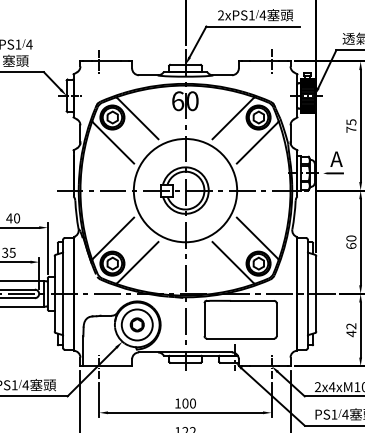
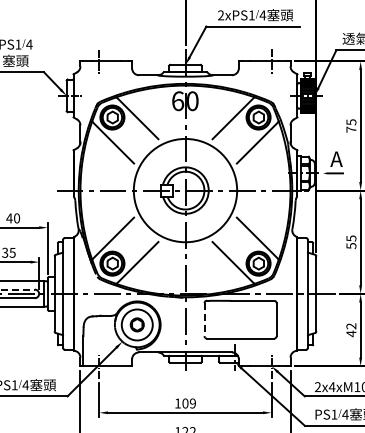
text: 60 -> 55 (351, 242)
line: solid -> dashed (17, 289)
line: solid -> dashed (204, 320)
text: 100 -> 109 (192, 403)
